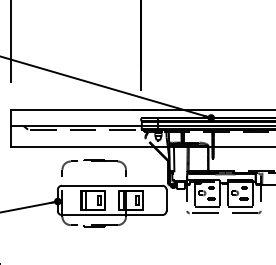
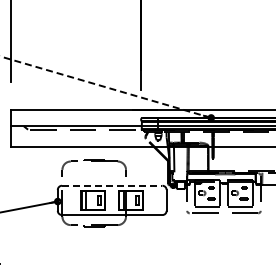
line: solid -> dashed (105, 87)
line: solid -> dashed (112, 185)
